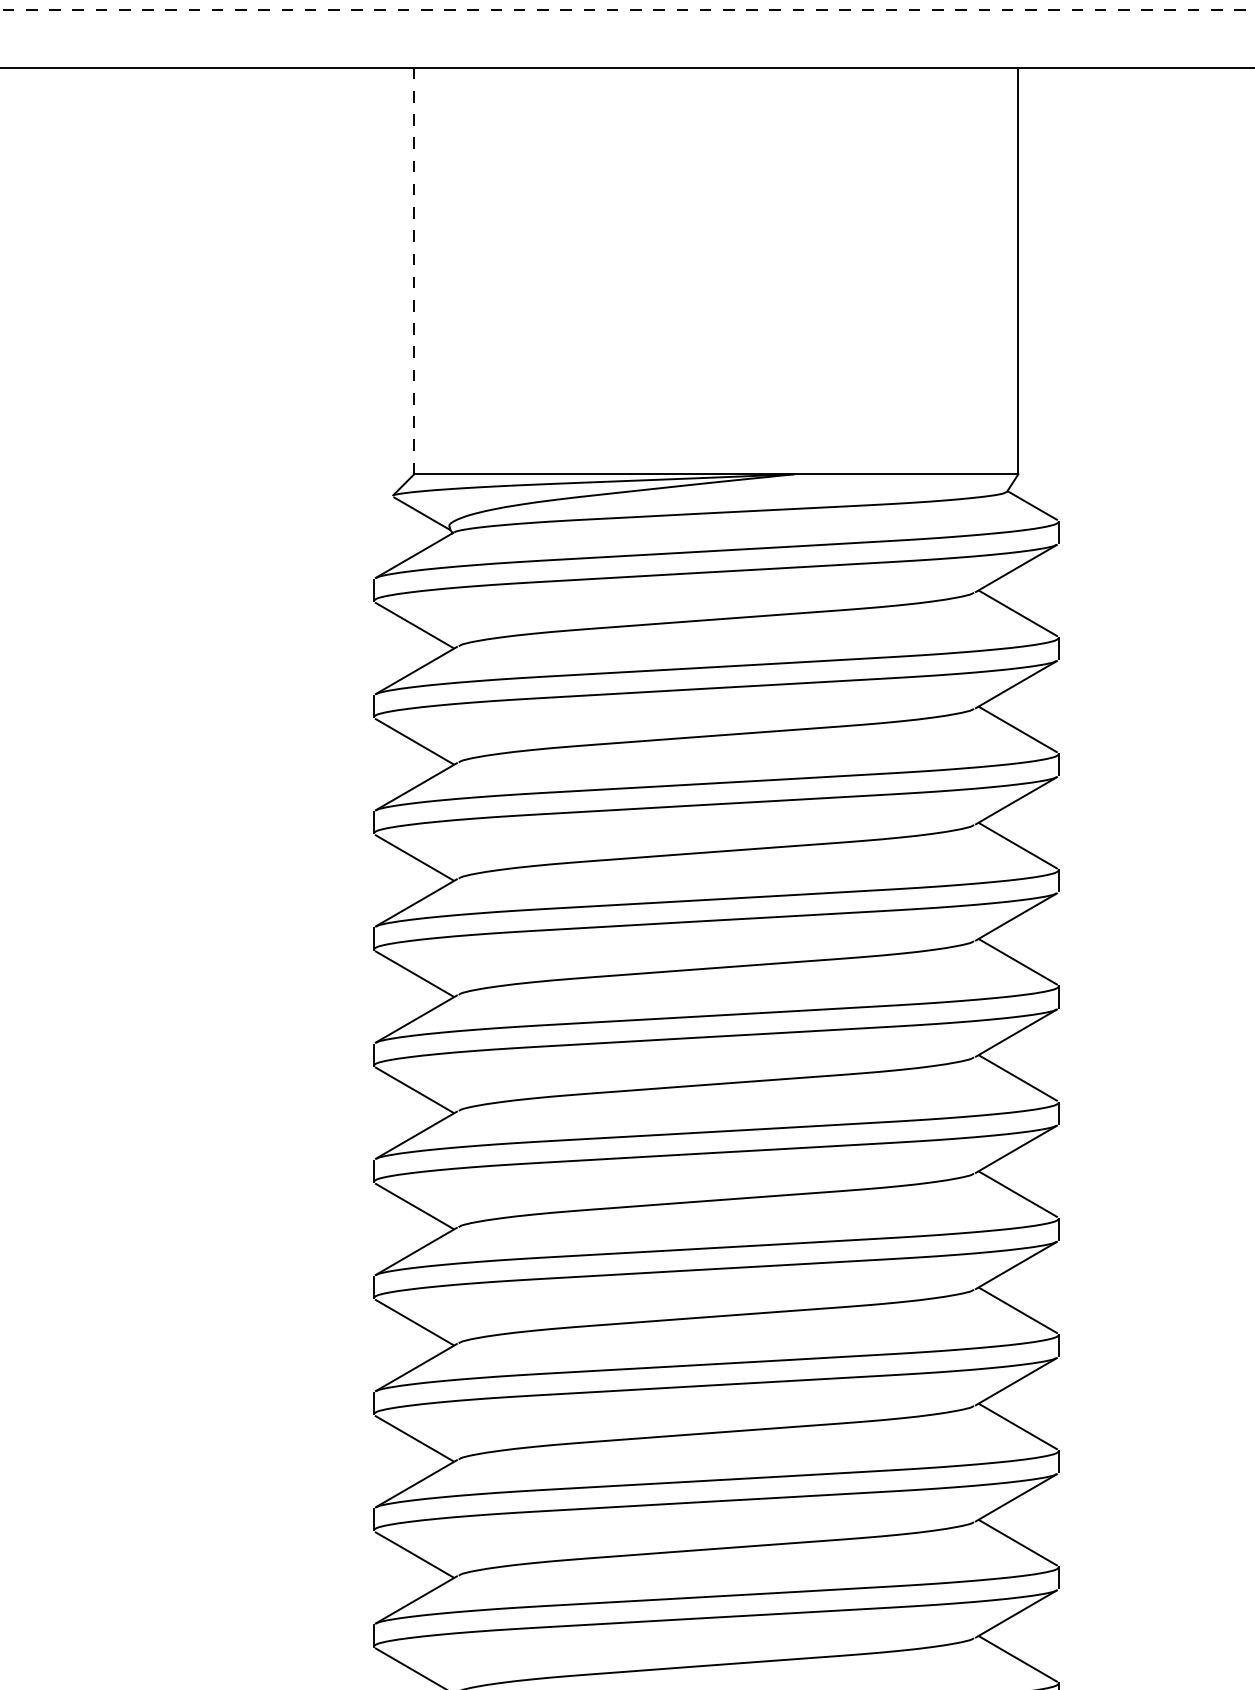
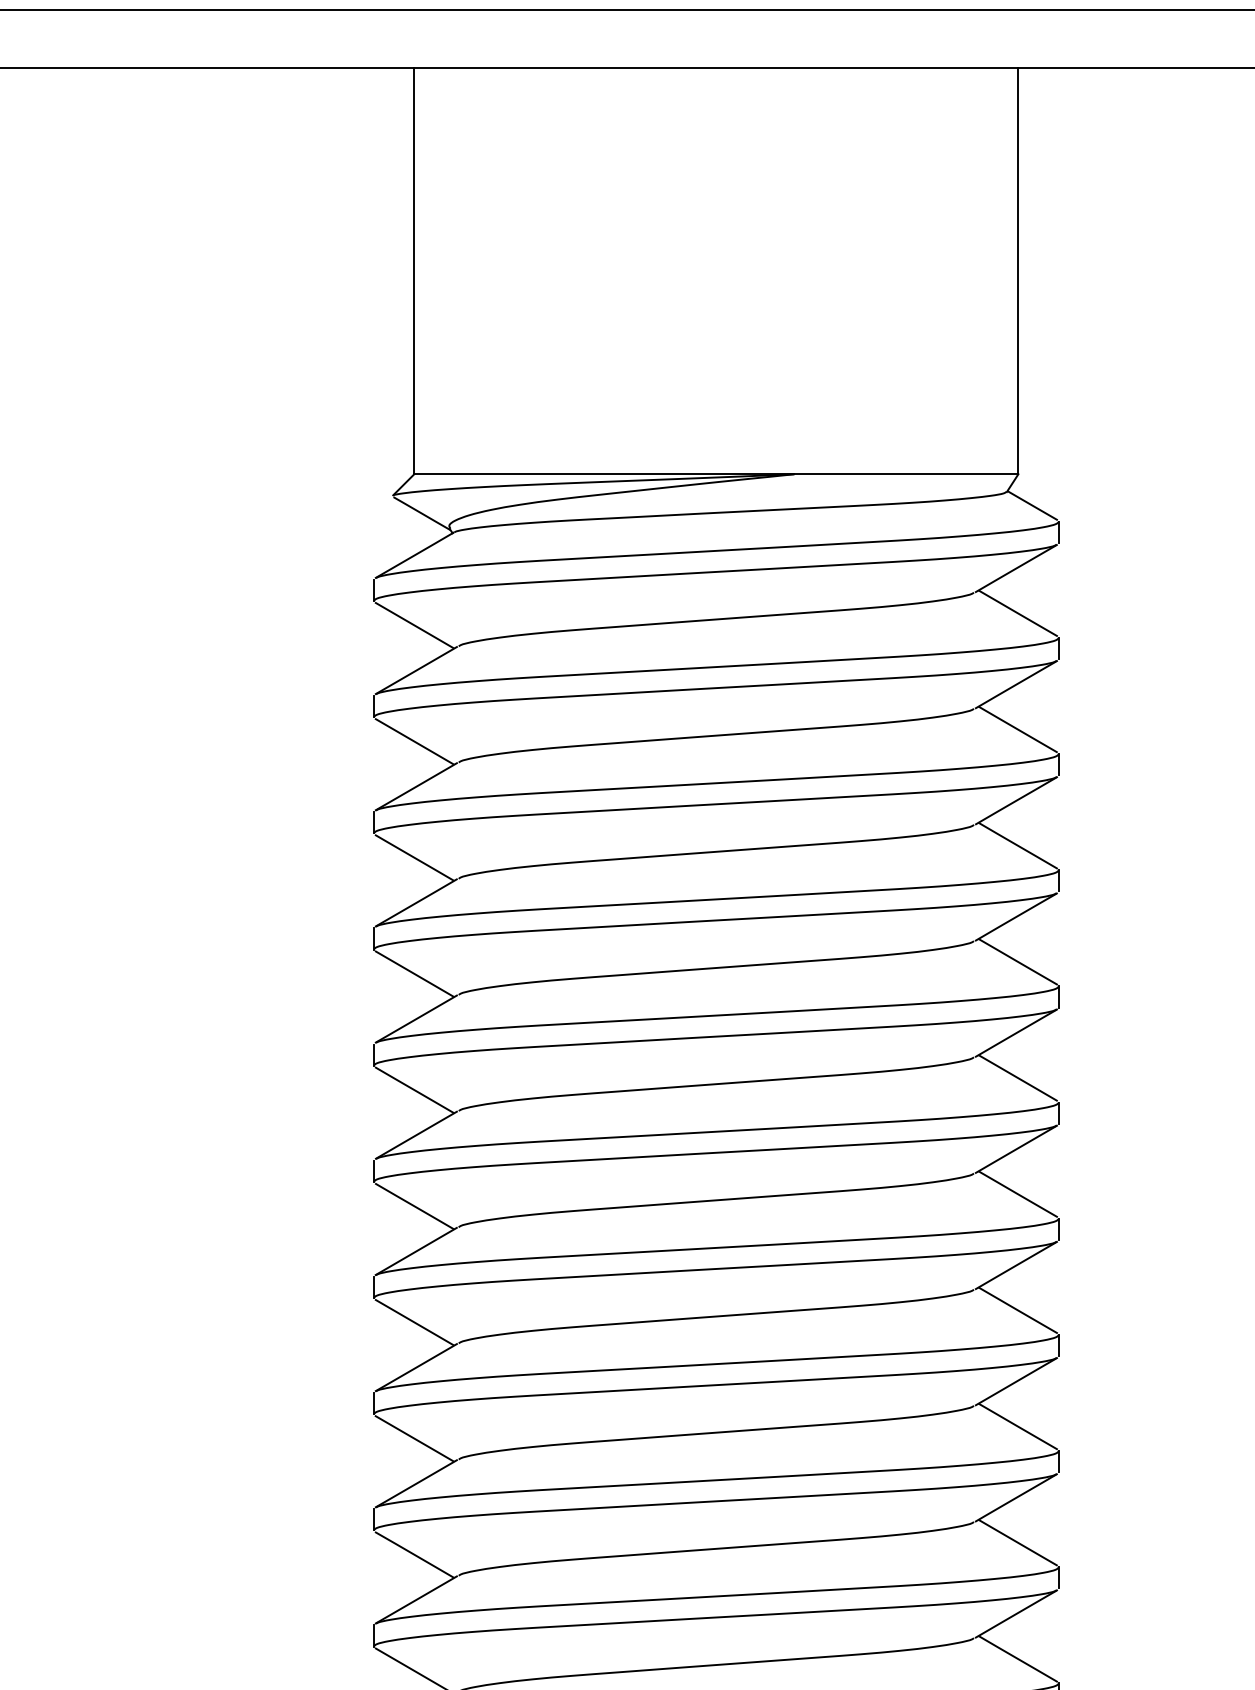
line: dashed -> solid (627, 9)
line: dashed -> solid (414, 271)
